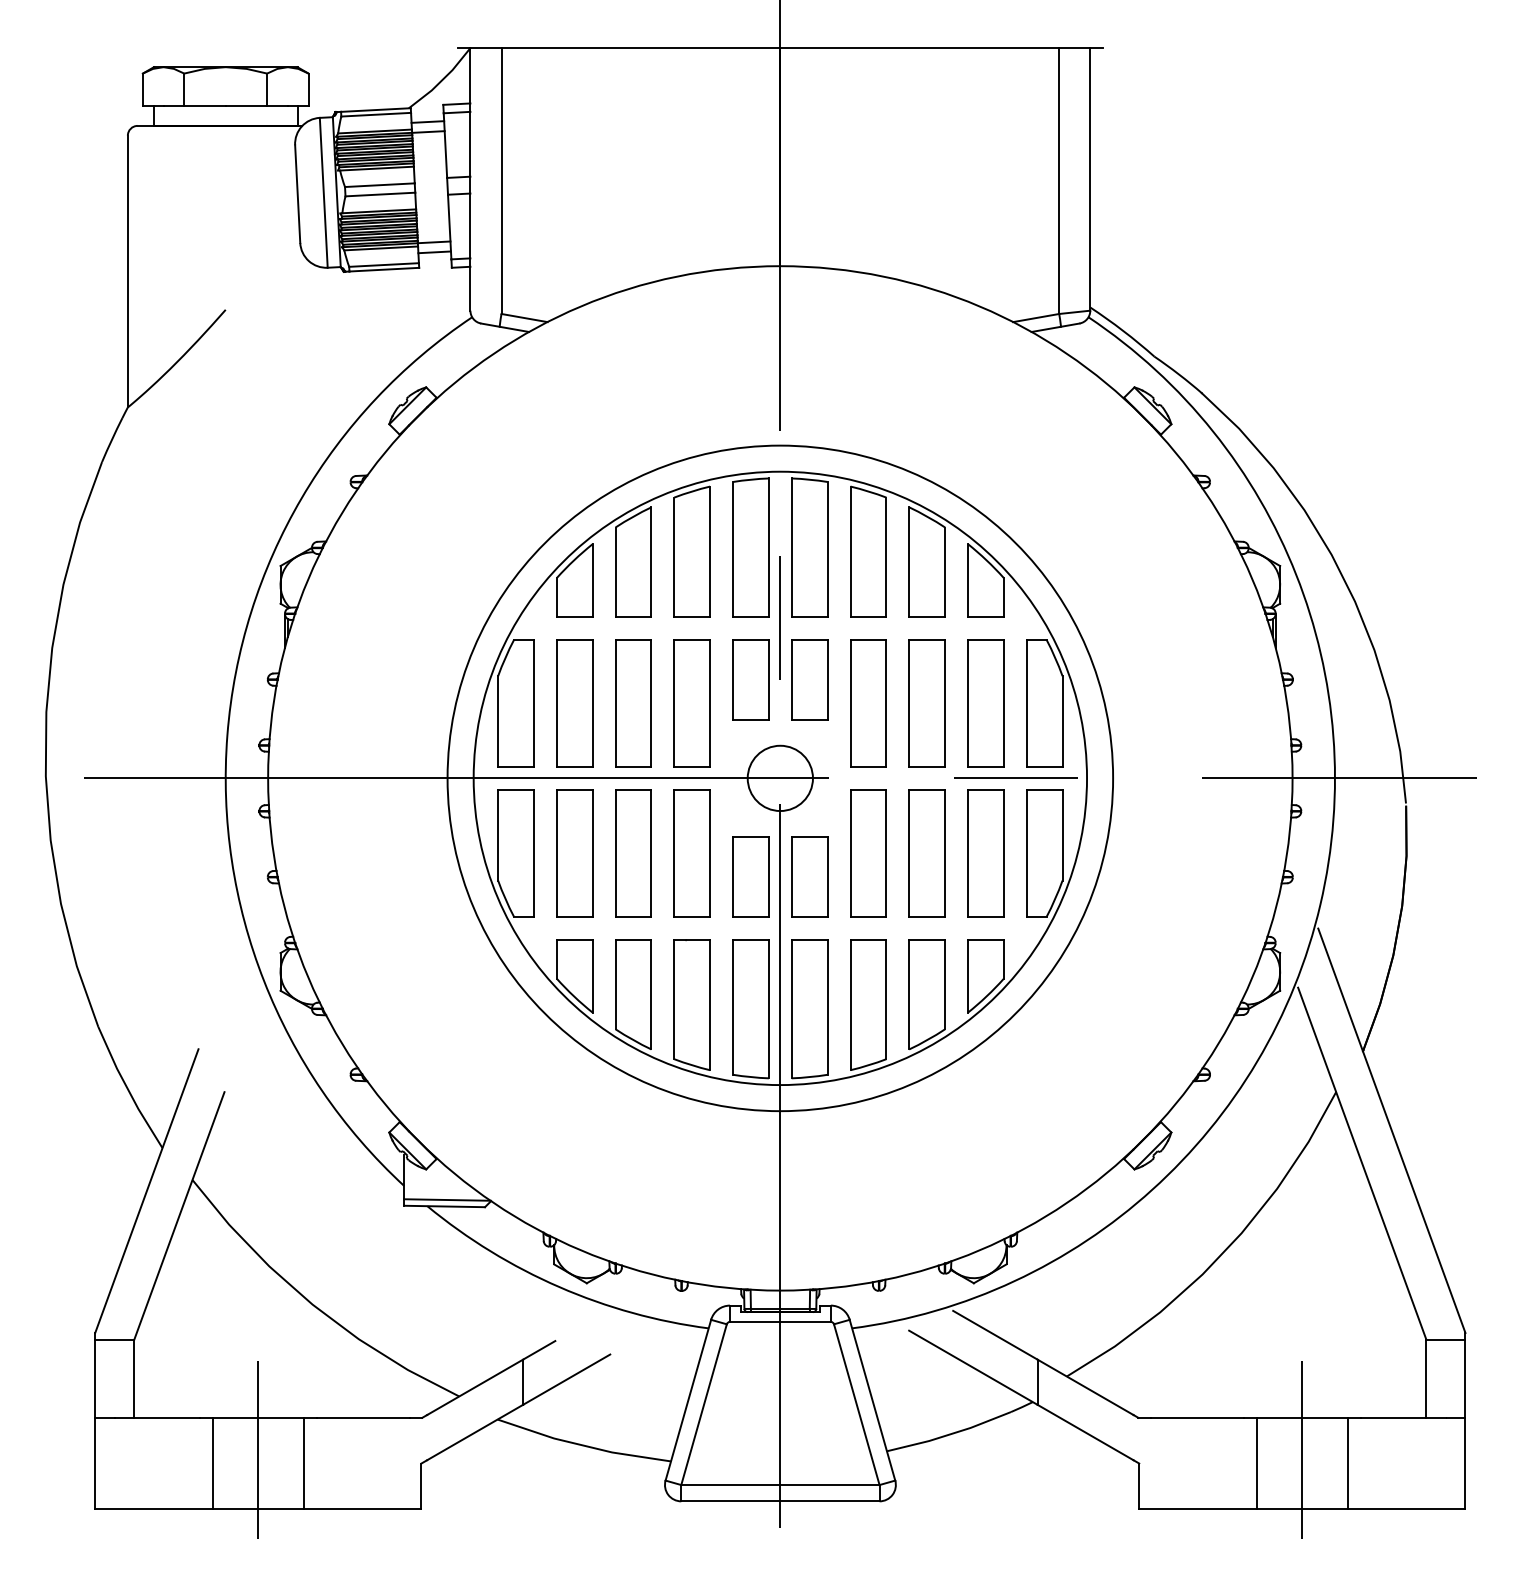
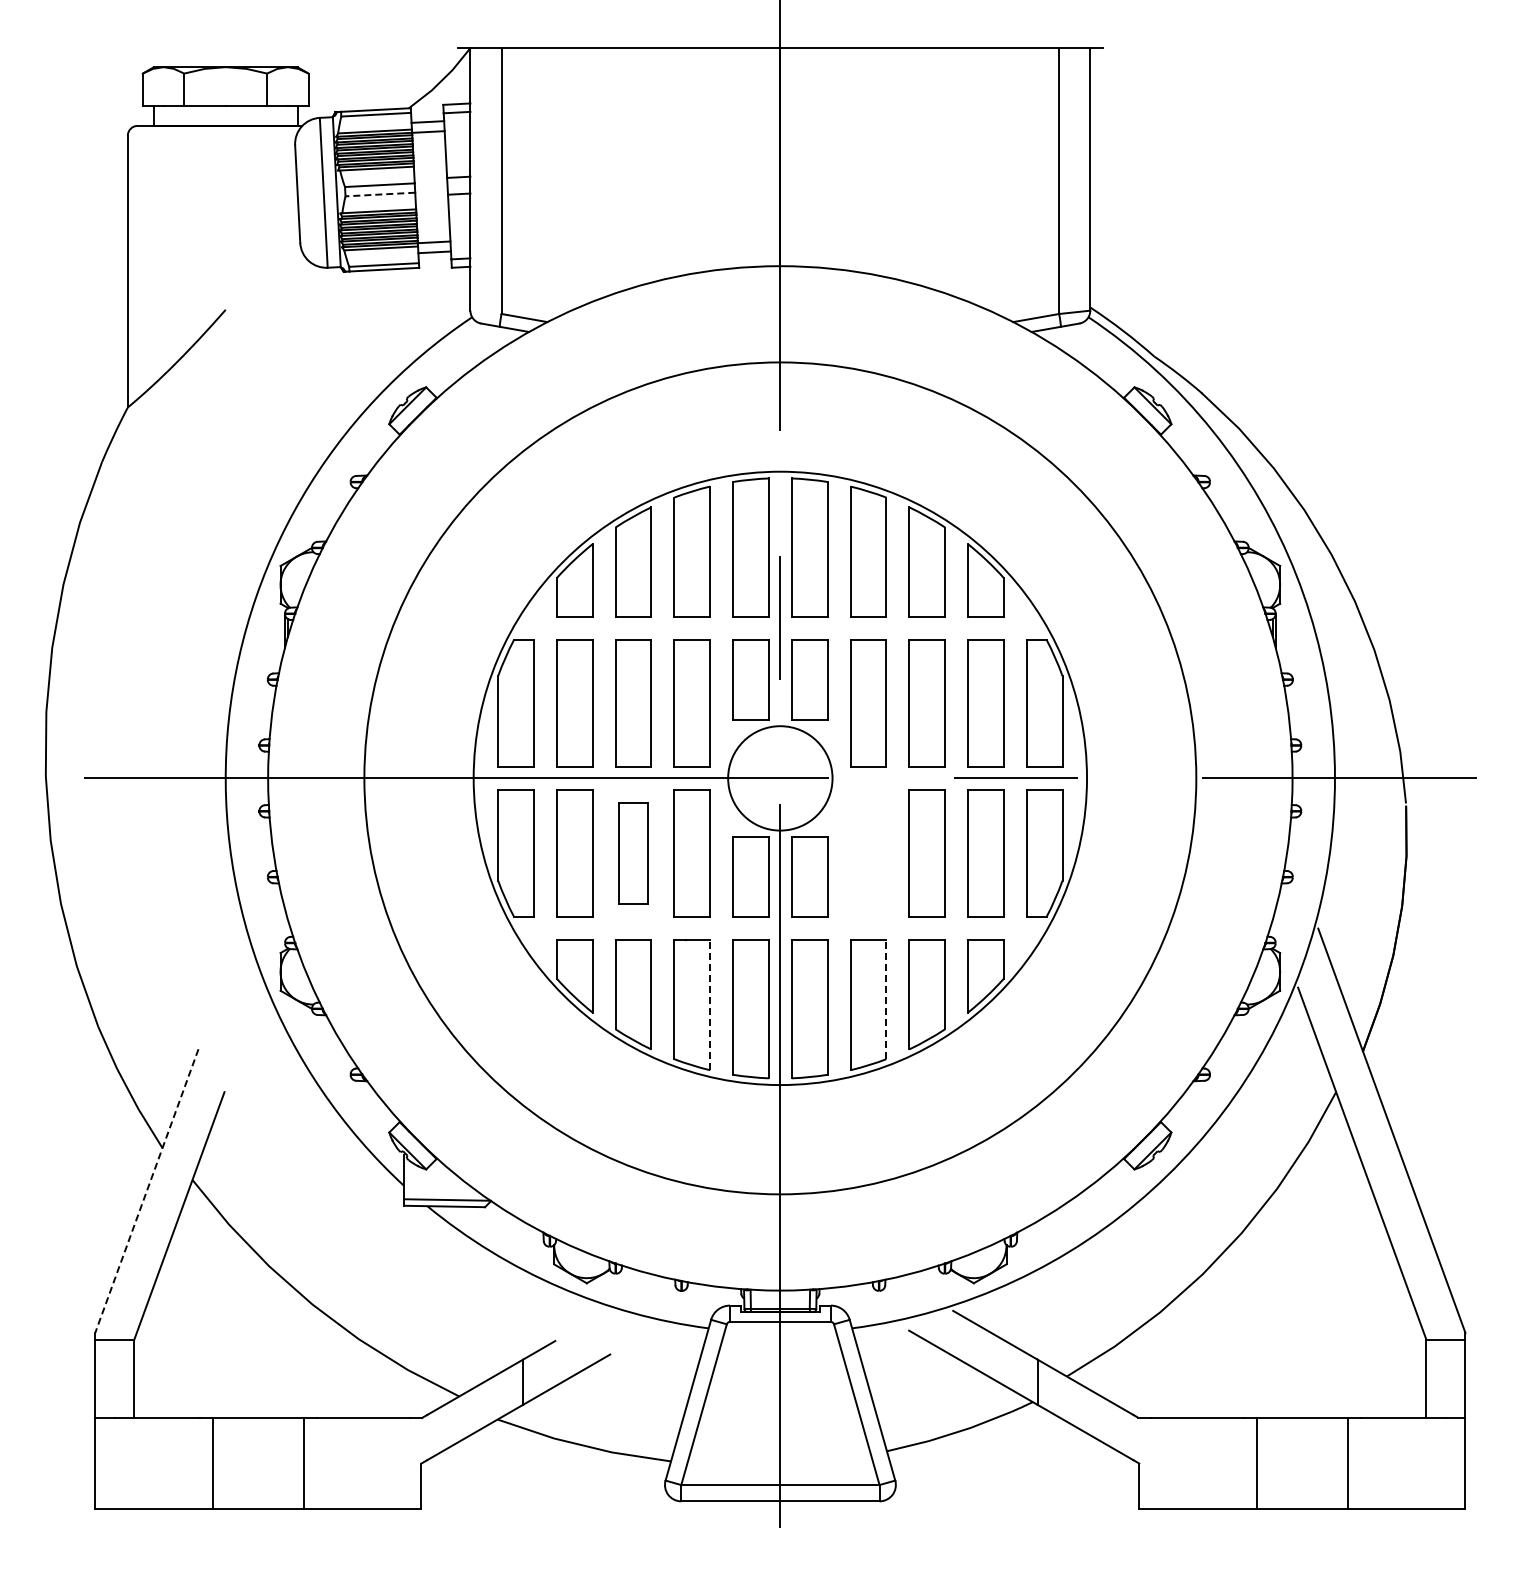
line: solid -> dashed (380, 194)
circle diameter: 65 px -> 104 px (780, 778)
circle diameter: 666 px -> 832 px (780, 778)
part size: 37x129 px -> 31x103 px (633, 853)
part: present -> none (868, 853)
line: solid -> dashed (886, 999)
line: solid -> dashed (710, 1004)
line: solid -> dashed (146, 1191)
line: present -> none (258, 1450)
line: present -> none (1302, 1450)
